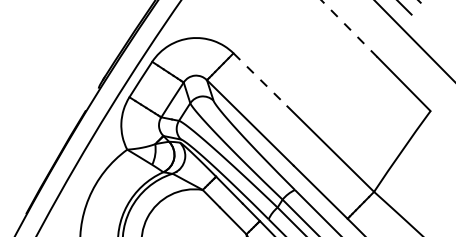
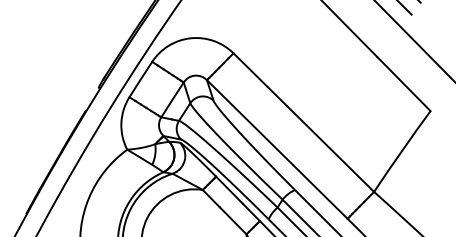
line: dashed -> solid (349, 28)
line: dashed -> solid (260, 79)
